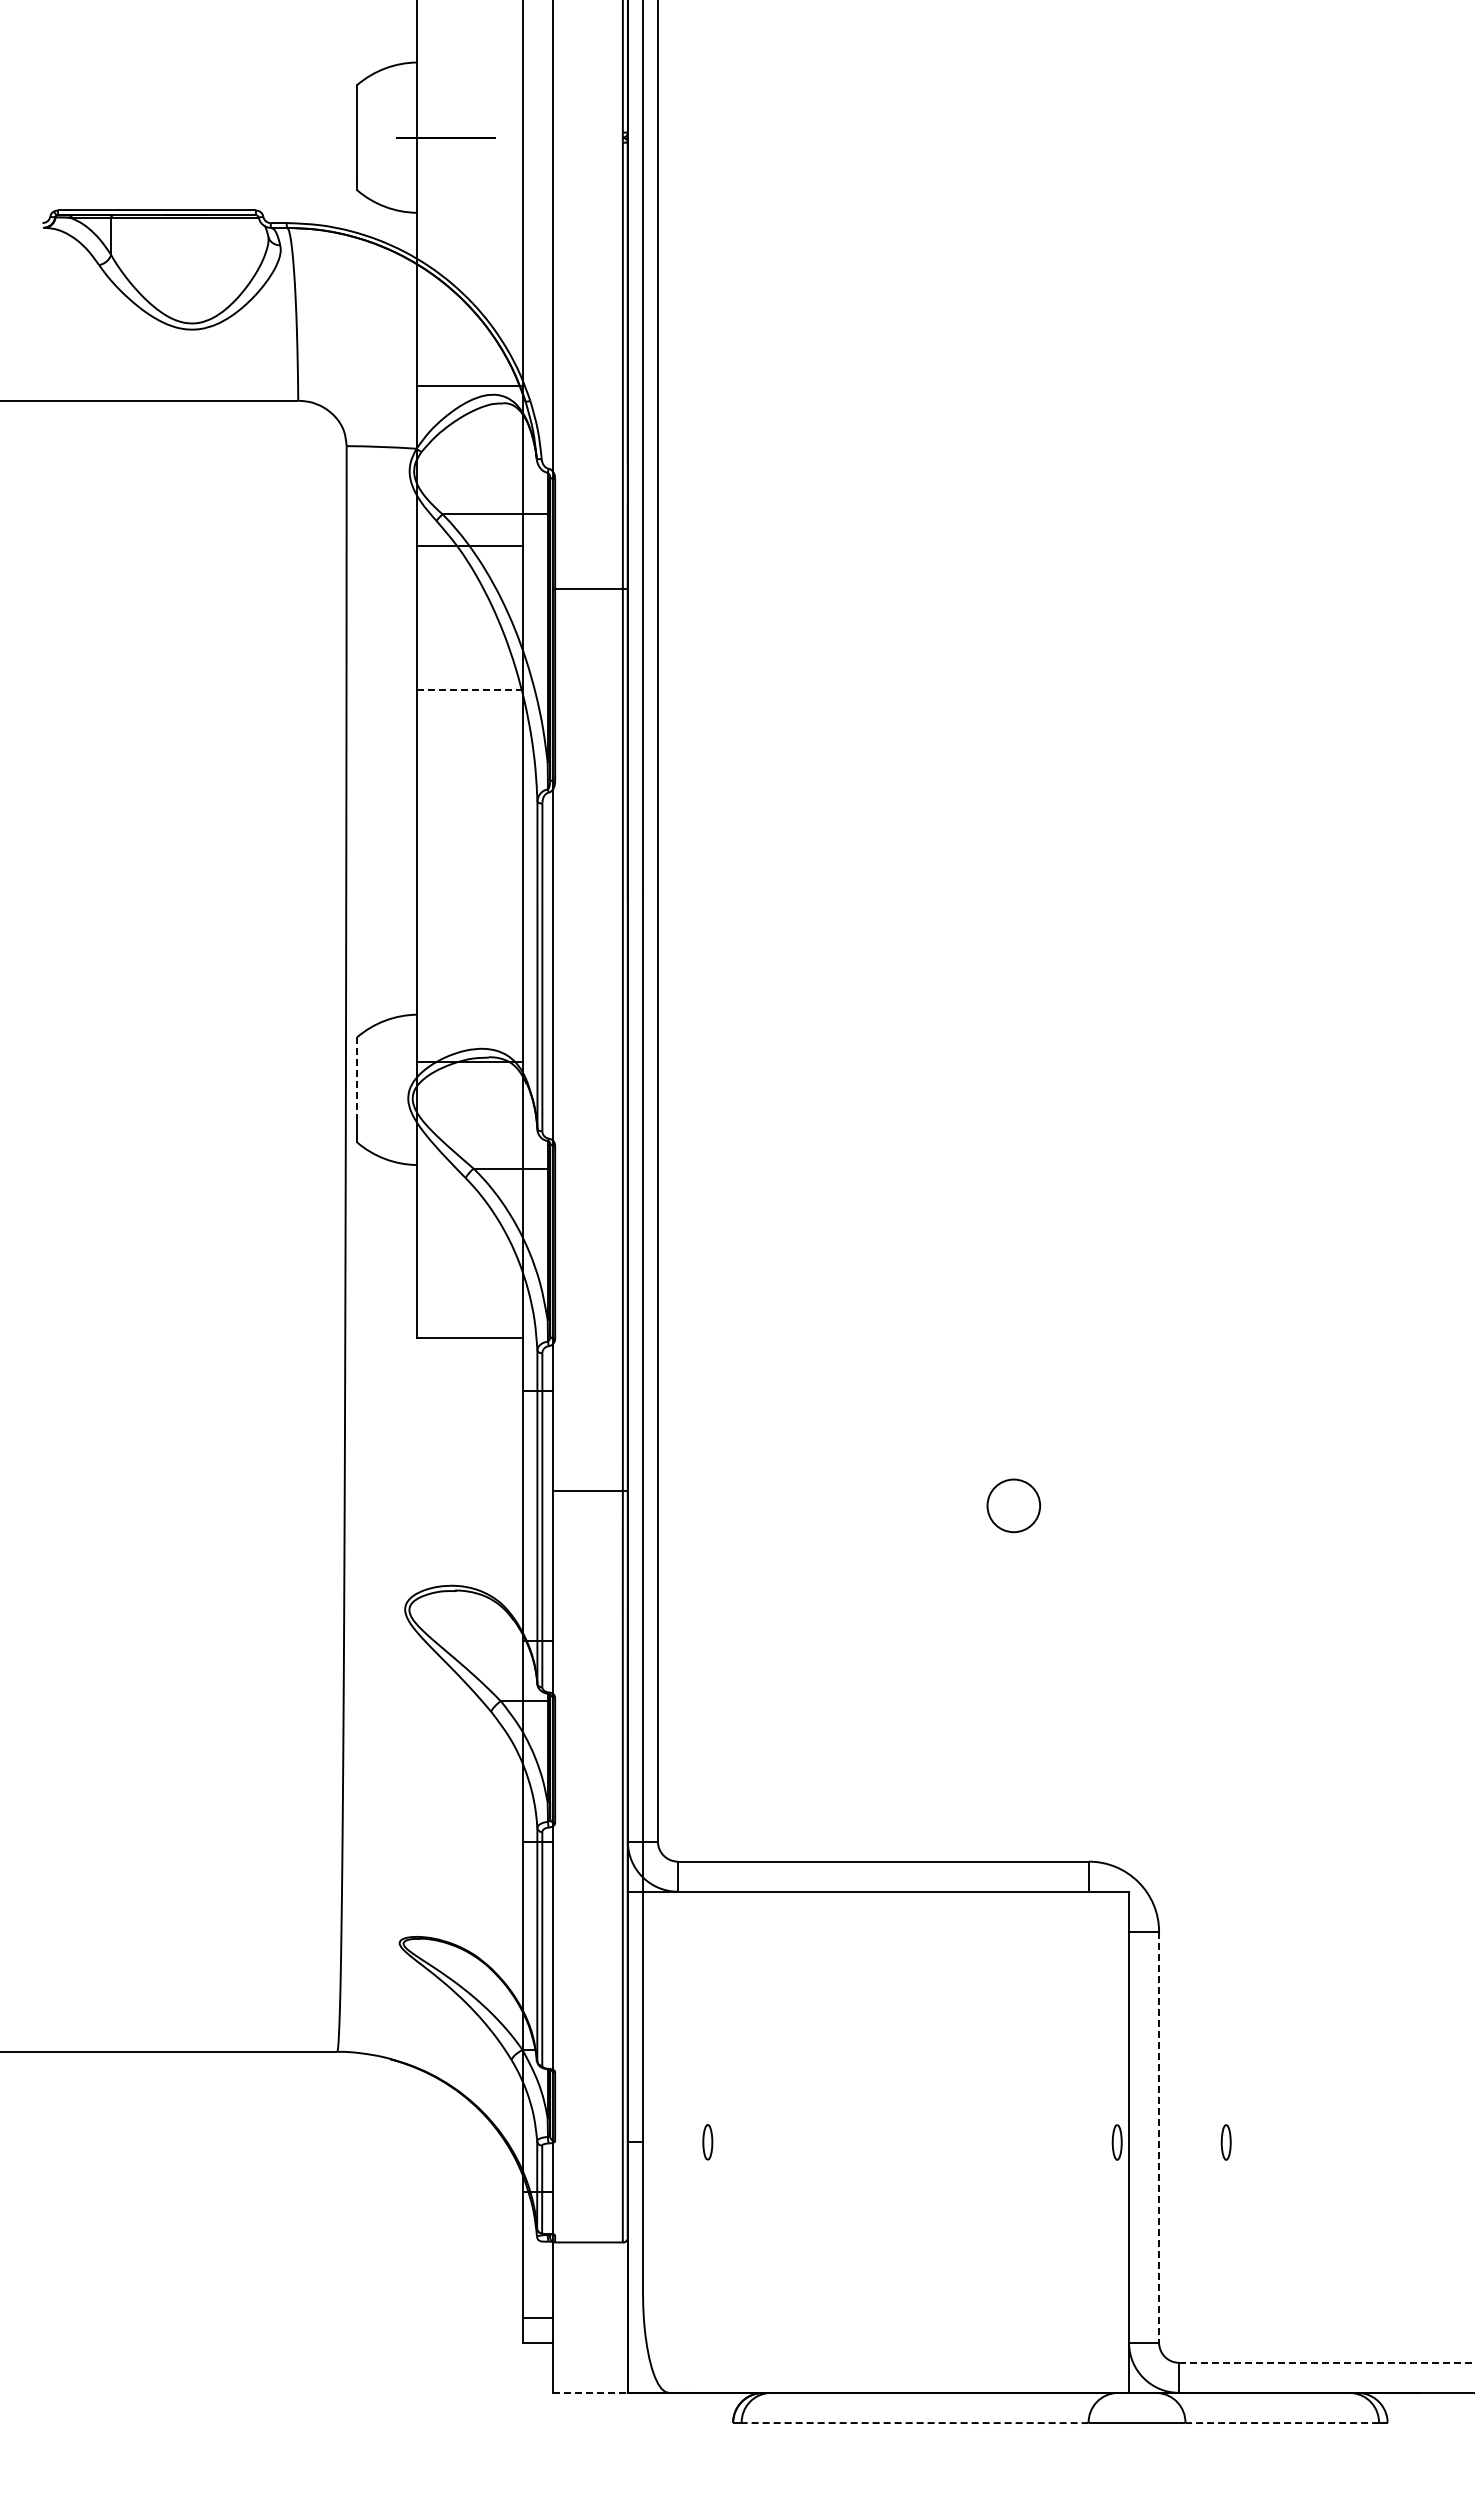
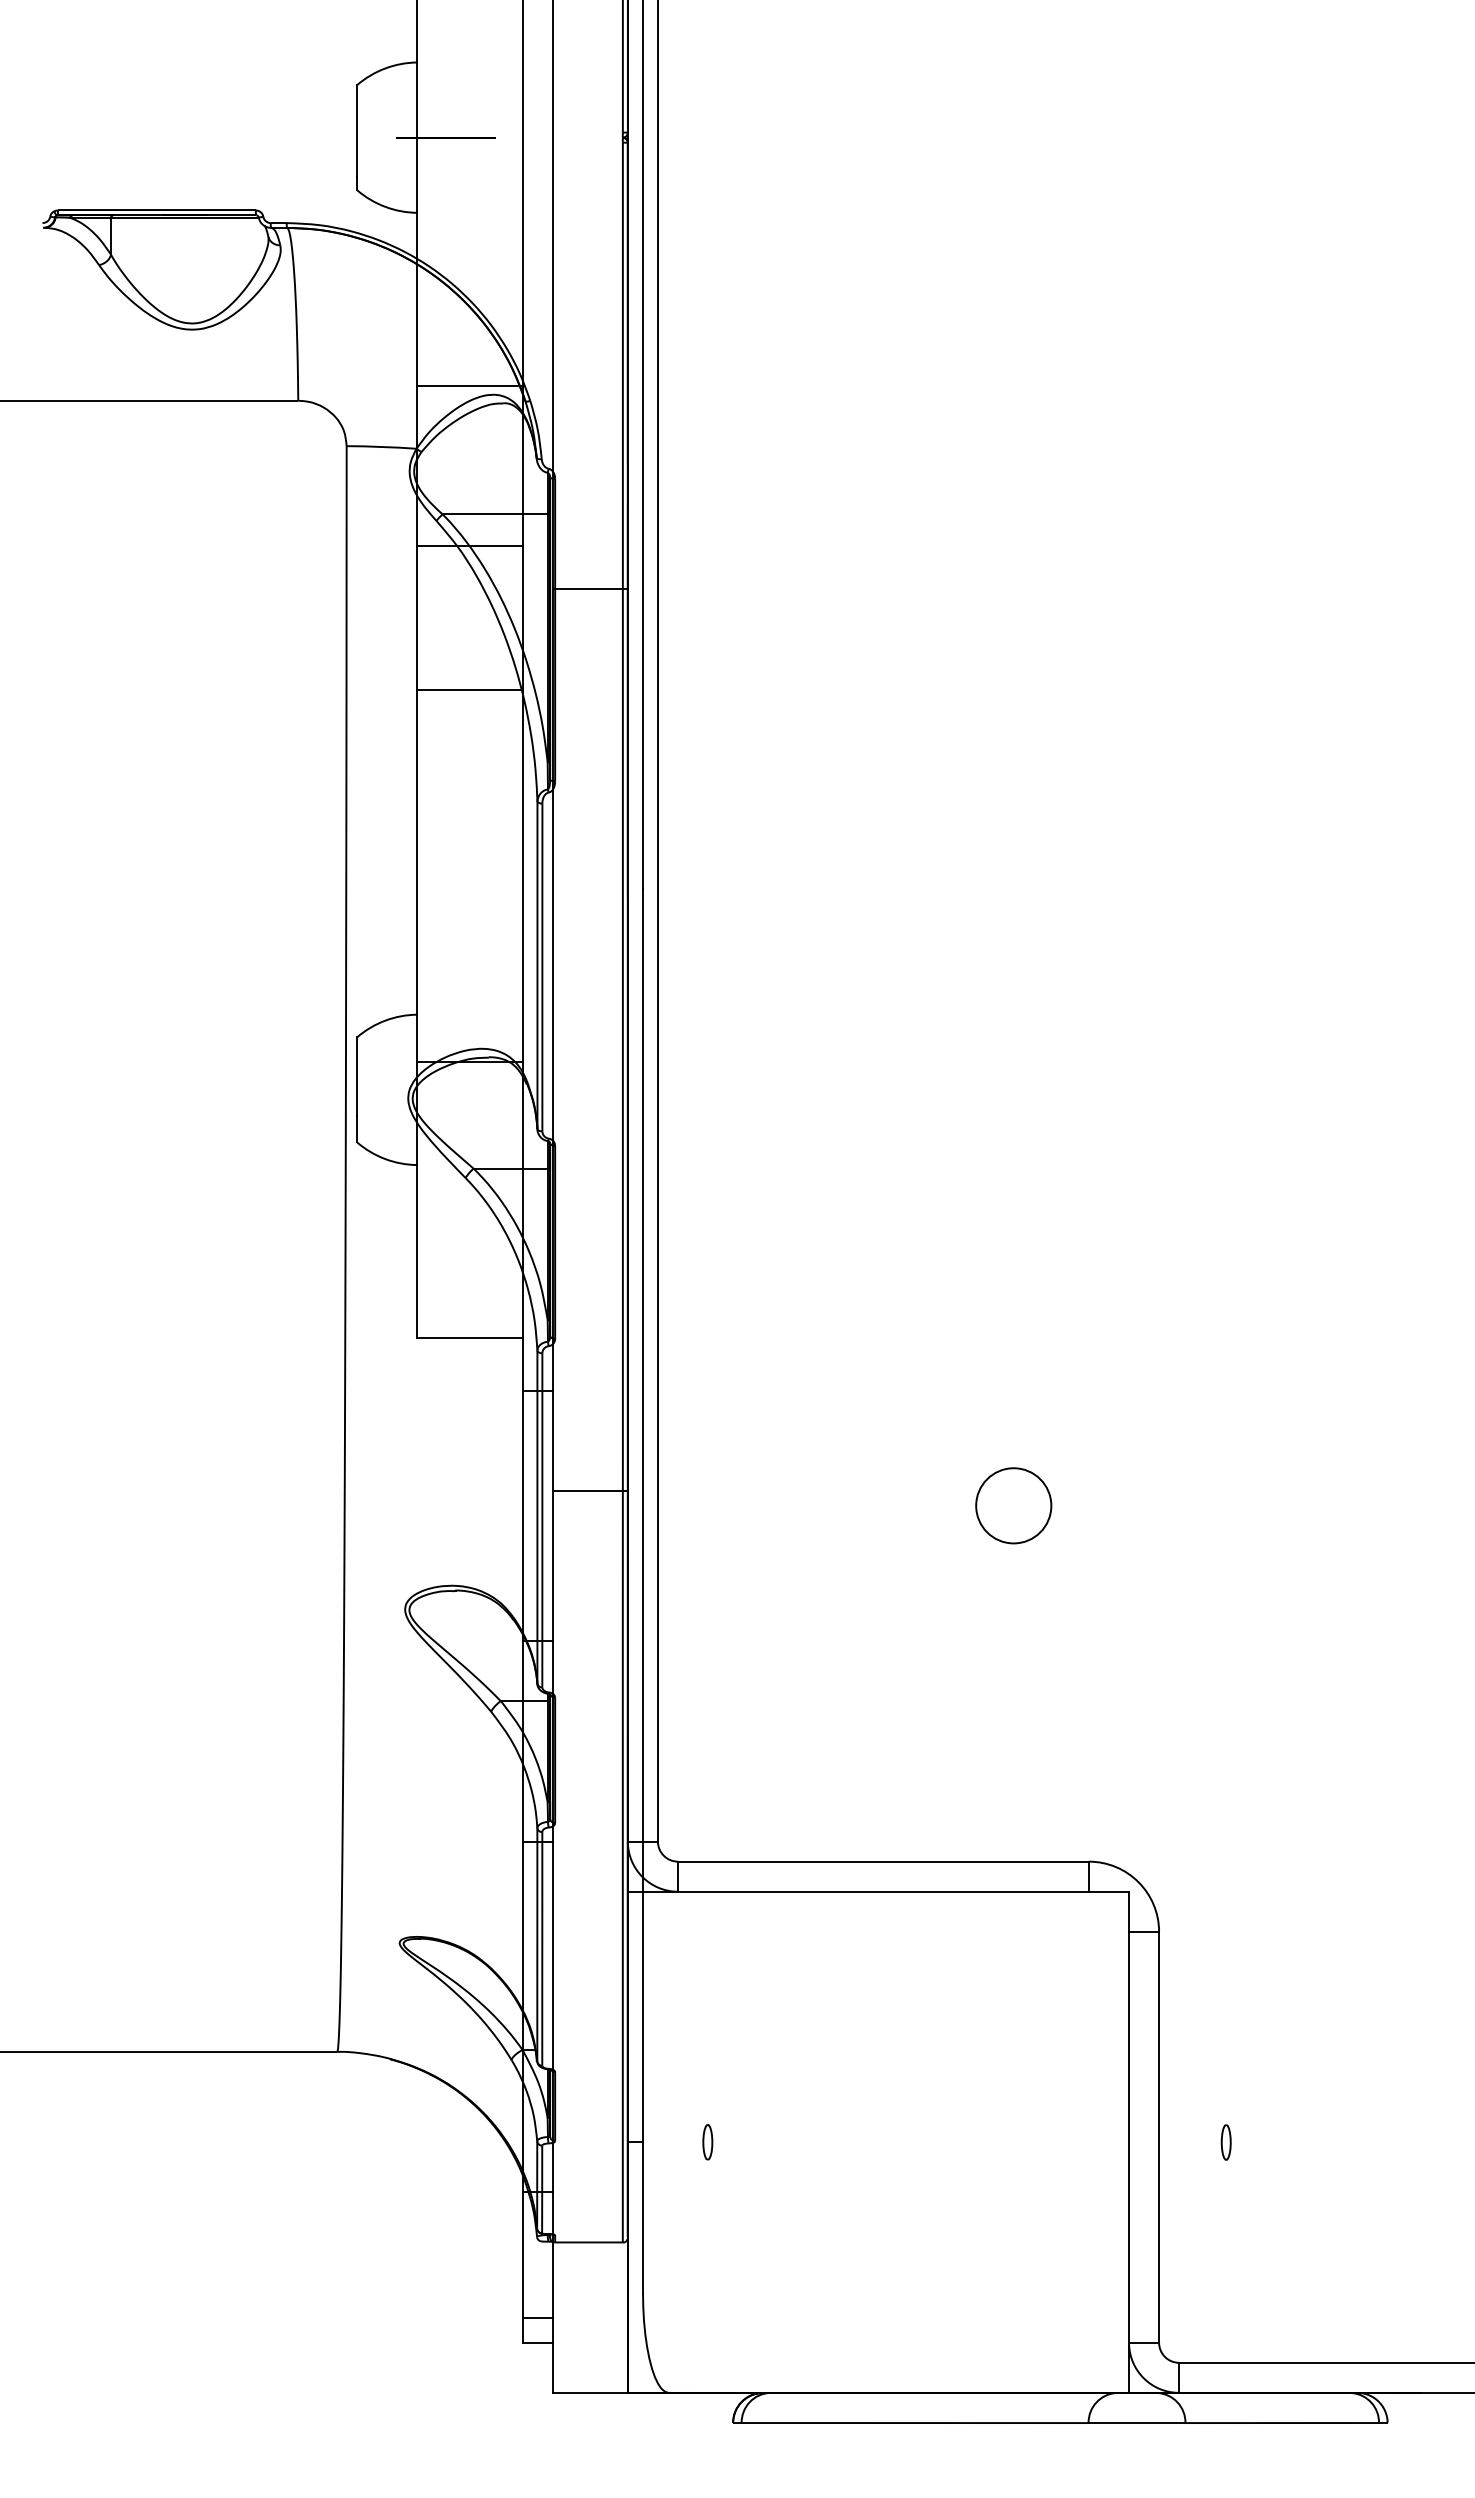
line: dashed -> solid (470, 690)
line: dashed -> solid (357, 1076)
circle size: 55x56 px -> 78x78 px (1013, 1505)
line: dashed -> solid (1159, 2137)
part: present -> none (1116, 2142)
line: dashed -> solid (1327, 2362)
line: dashed -> solid (590, 2392)
line: dashed -> solid (914, 2423)
line: dashed -> solid (1282, 2423)
